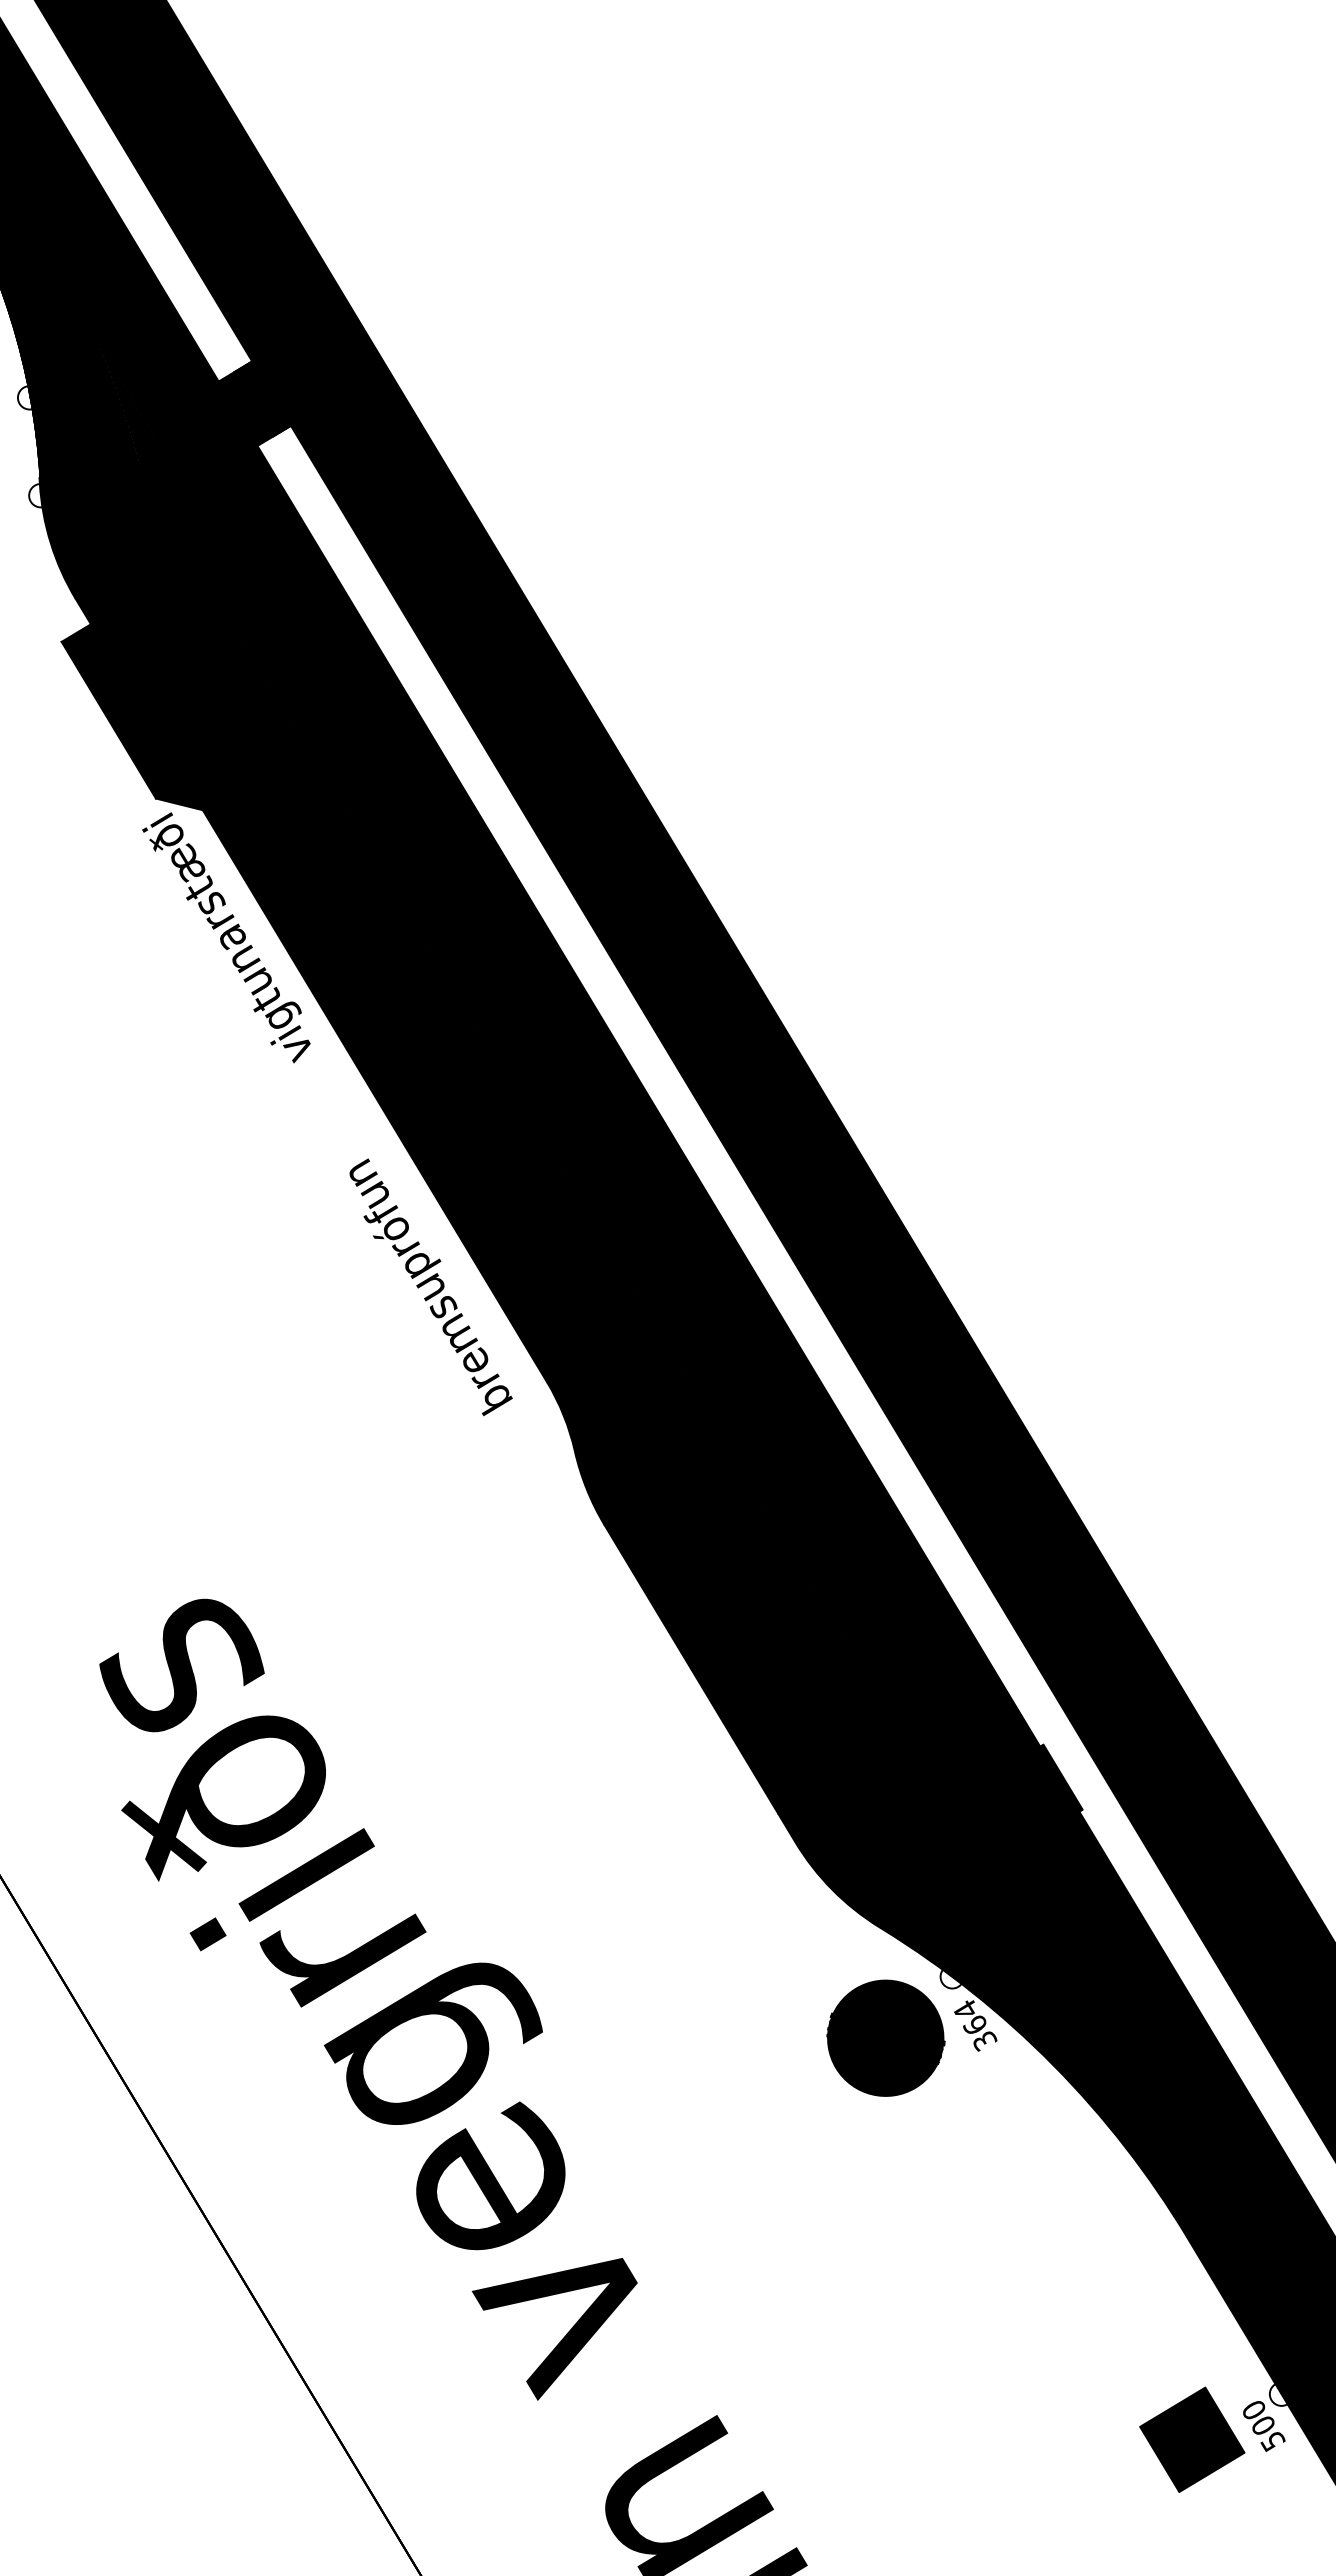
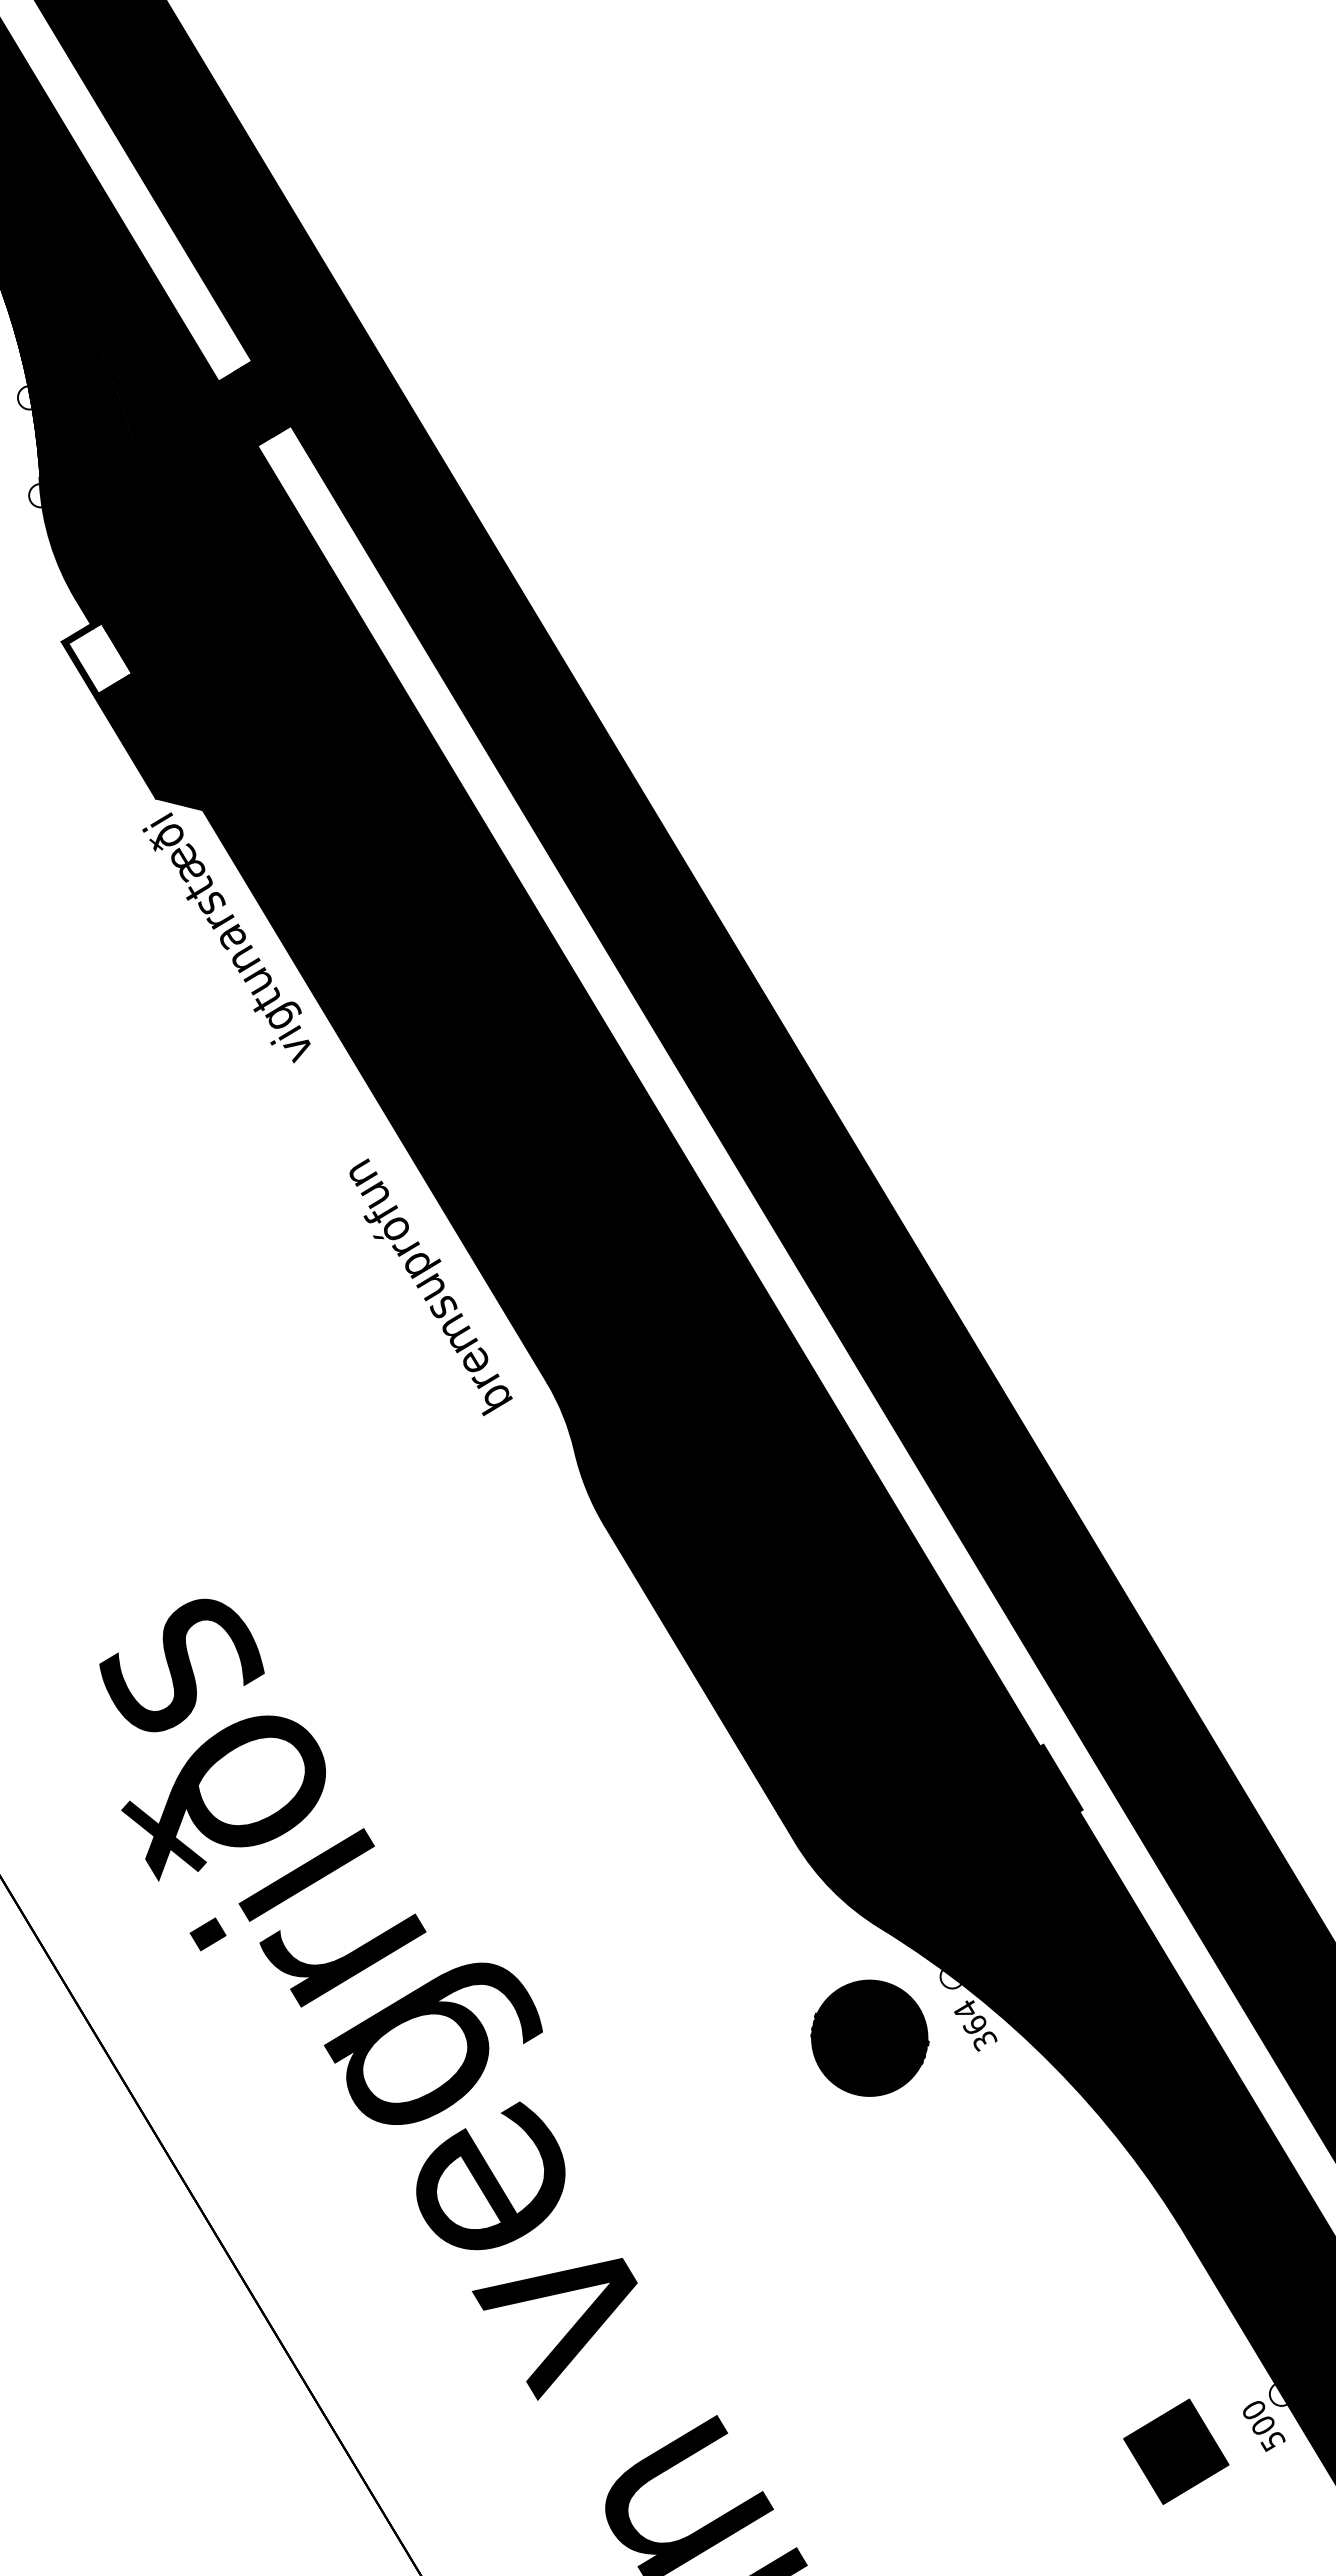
fill: present -> none (100, 658)
part position: (885, 2037) -> (869, 2037) (869, 2037)
part position: (1192, 2439) -> (1176, 2451) (1176, 2451)
